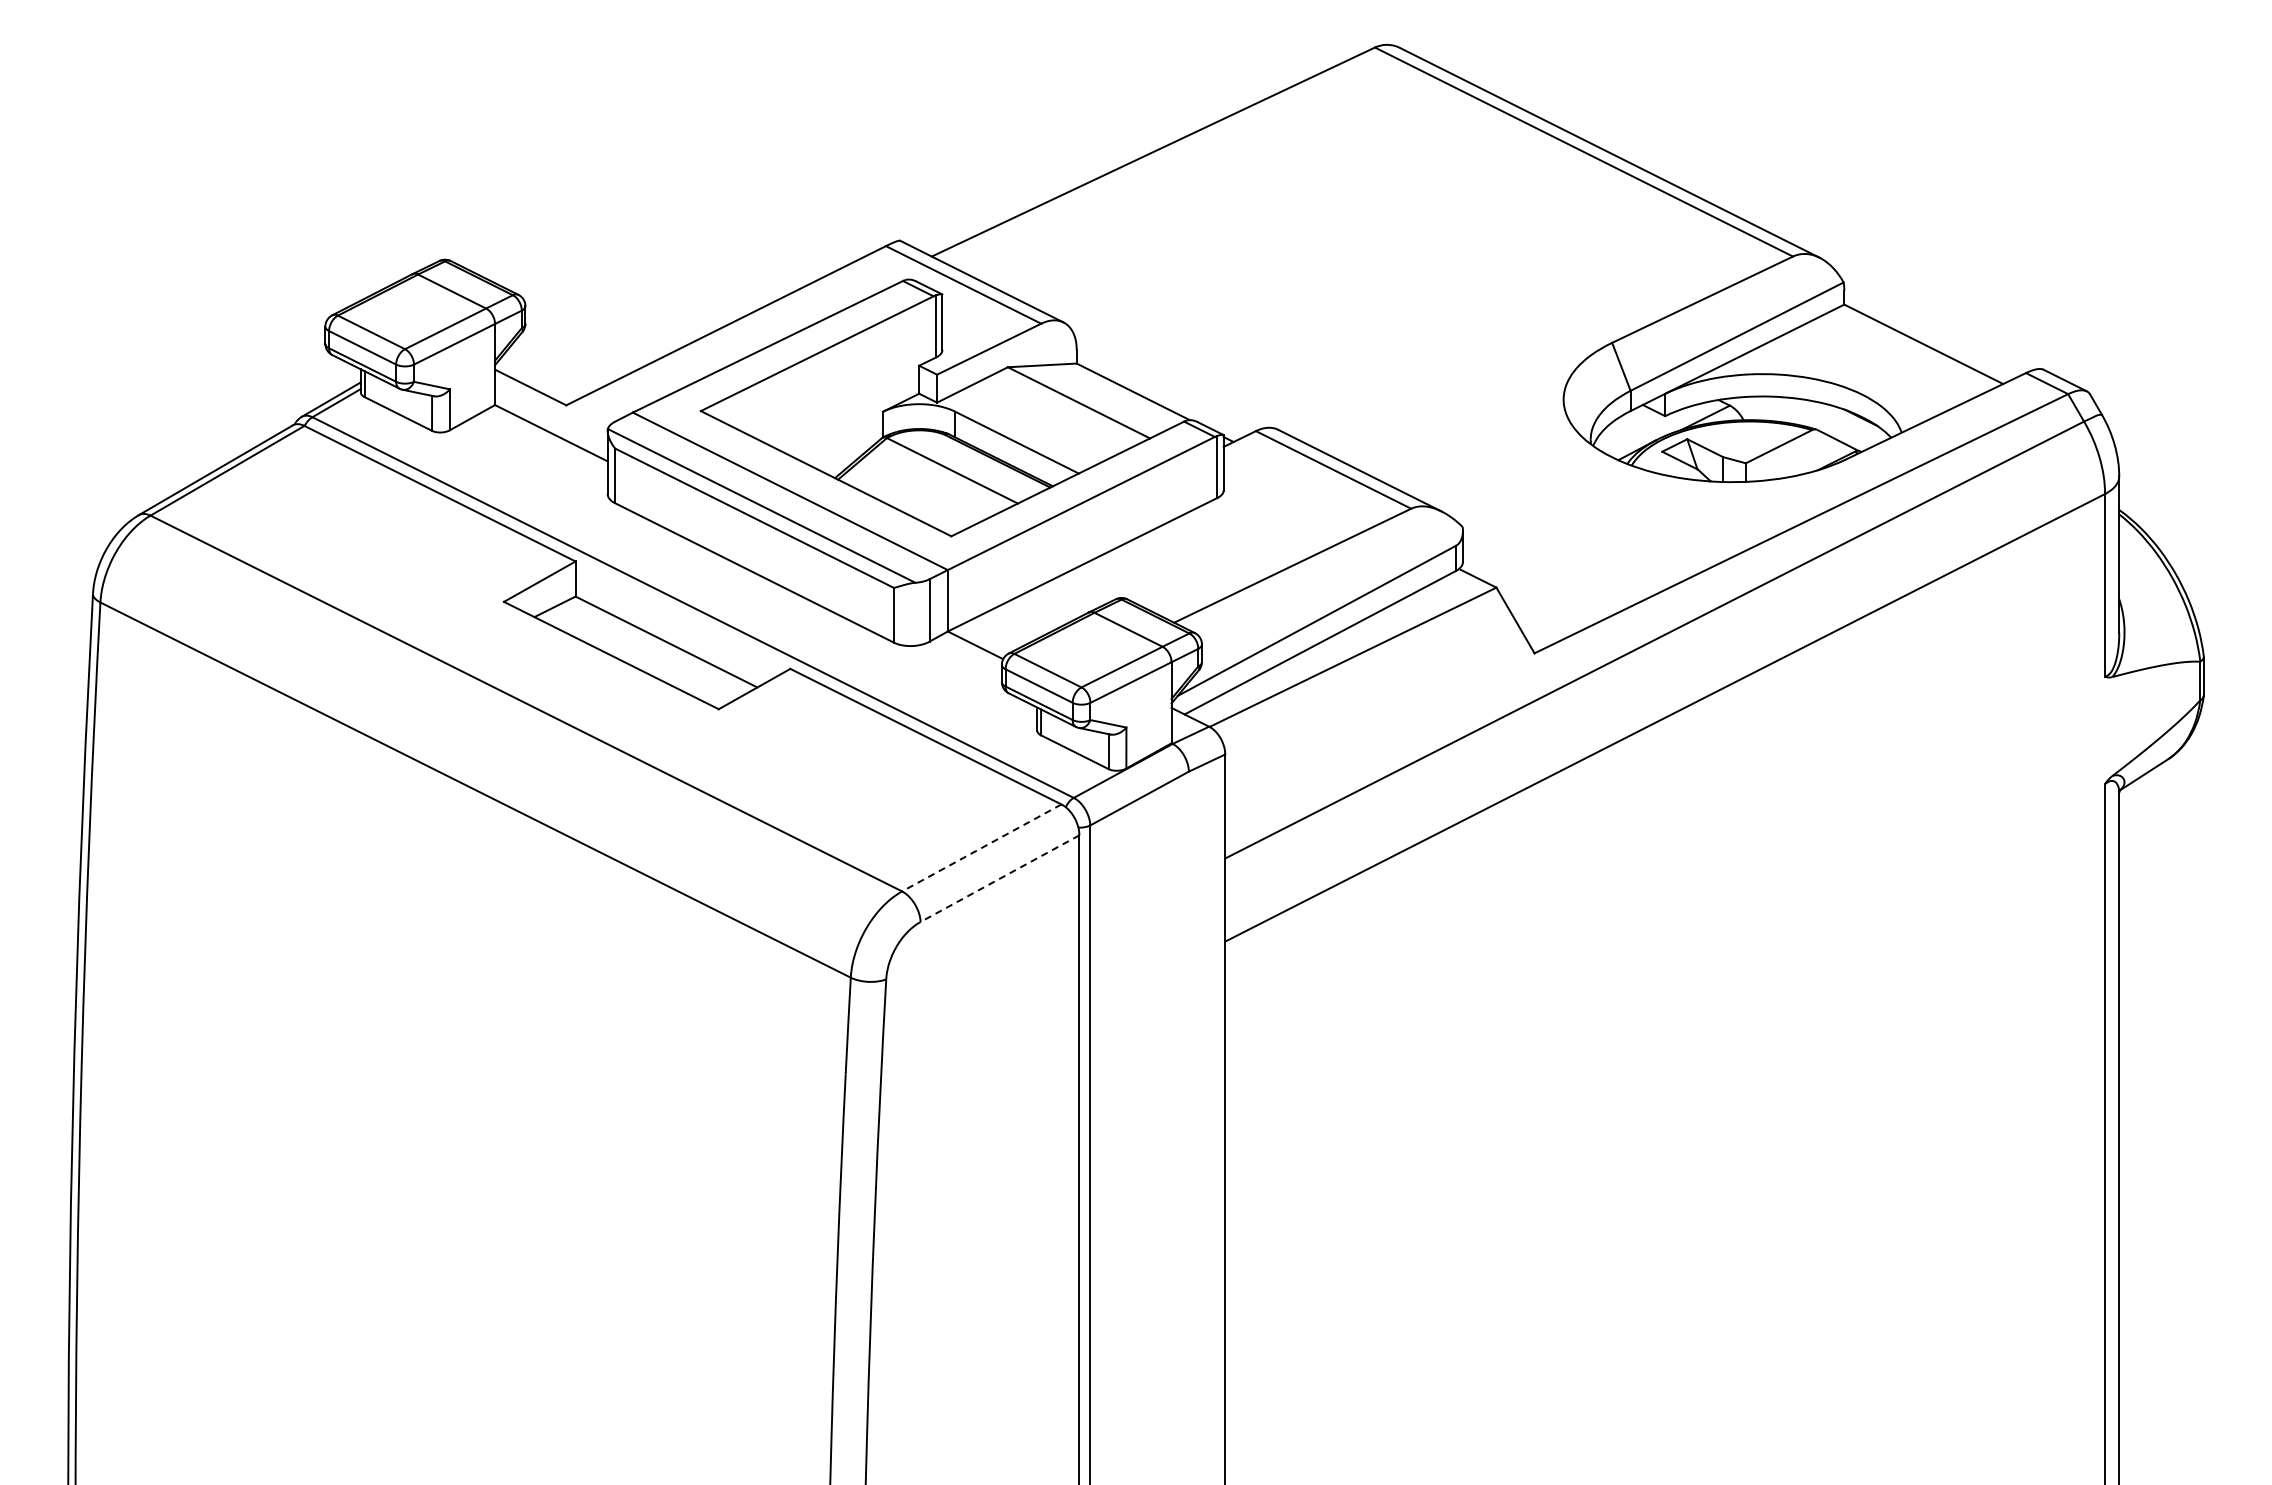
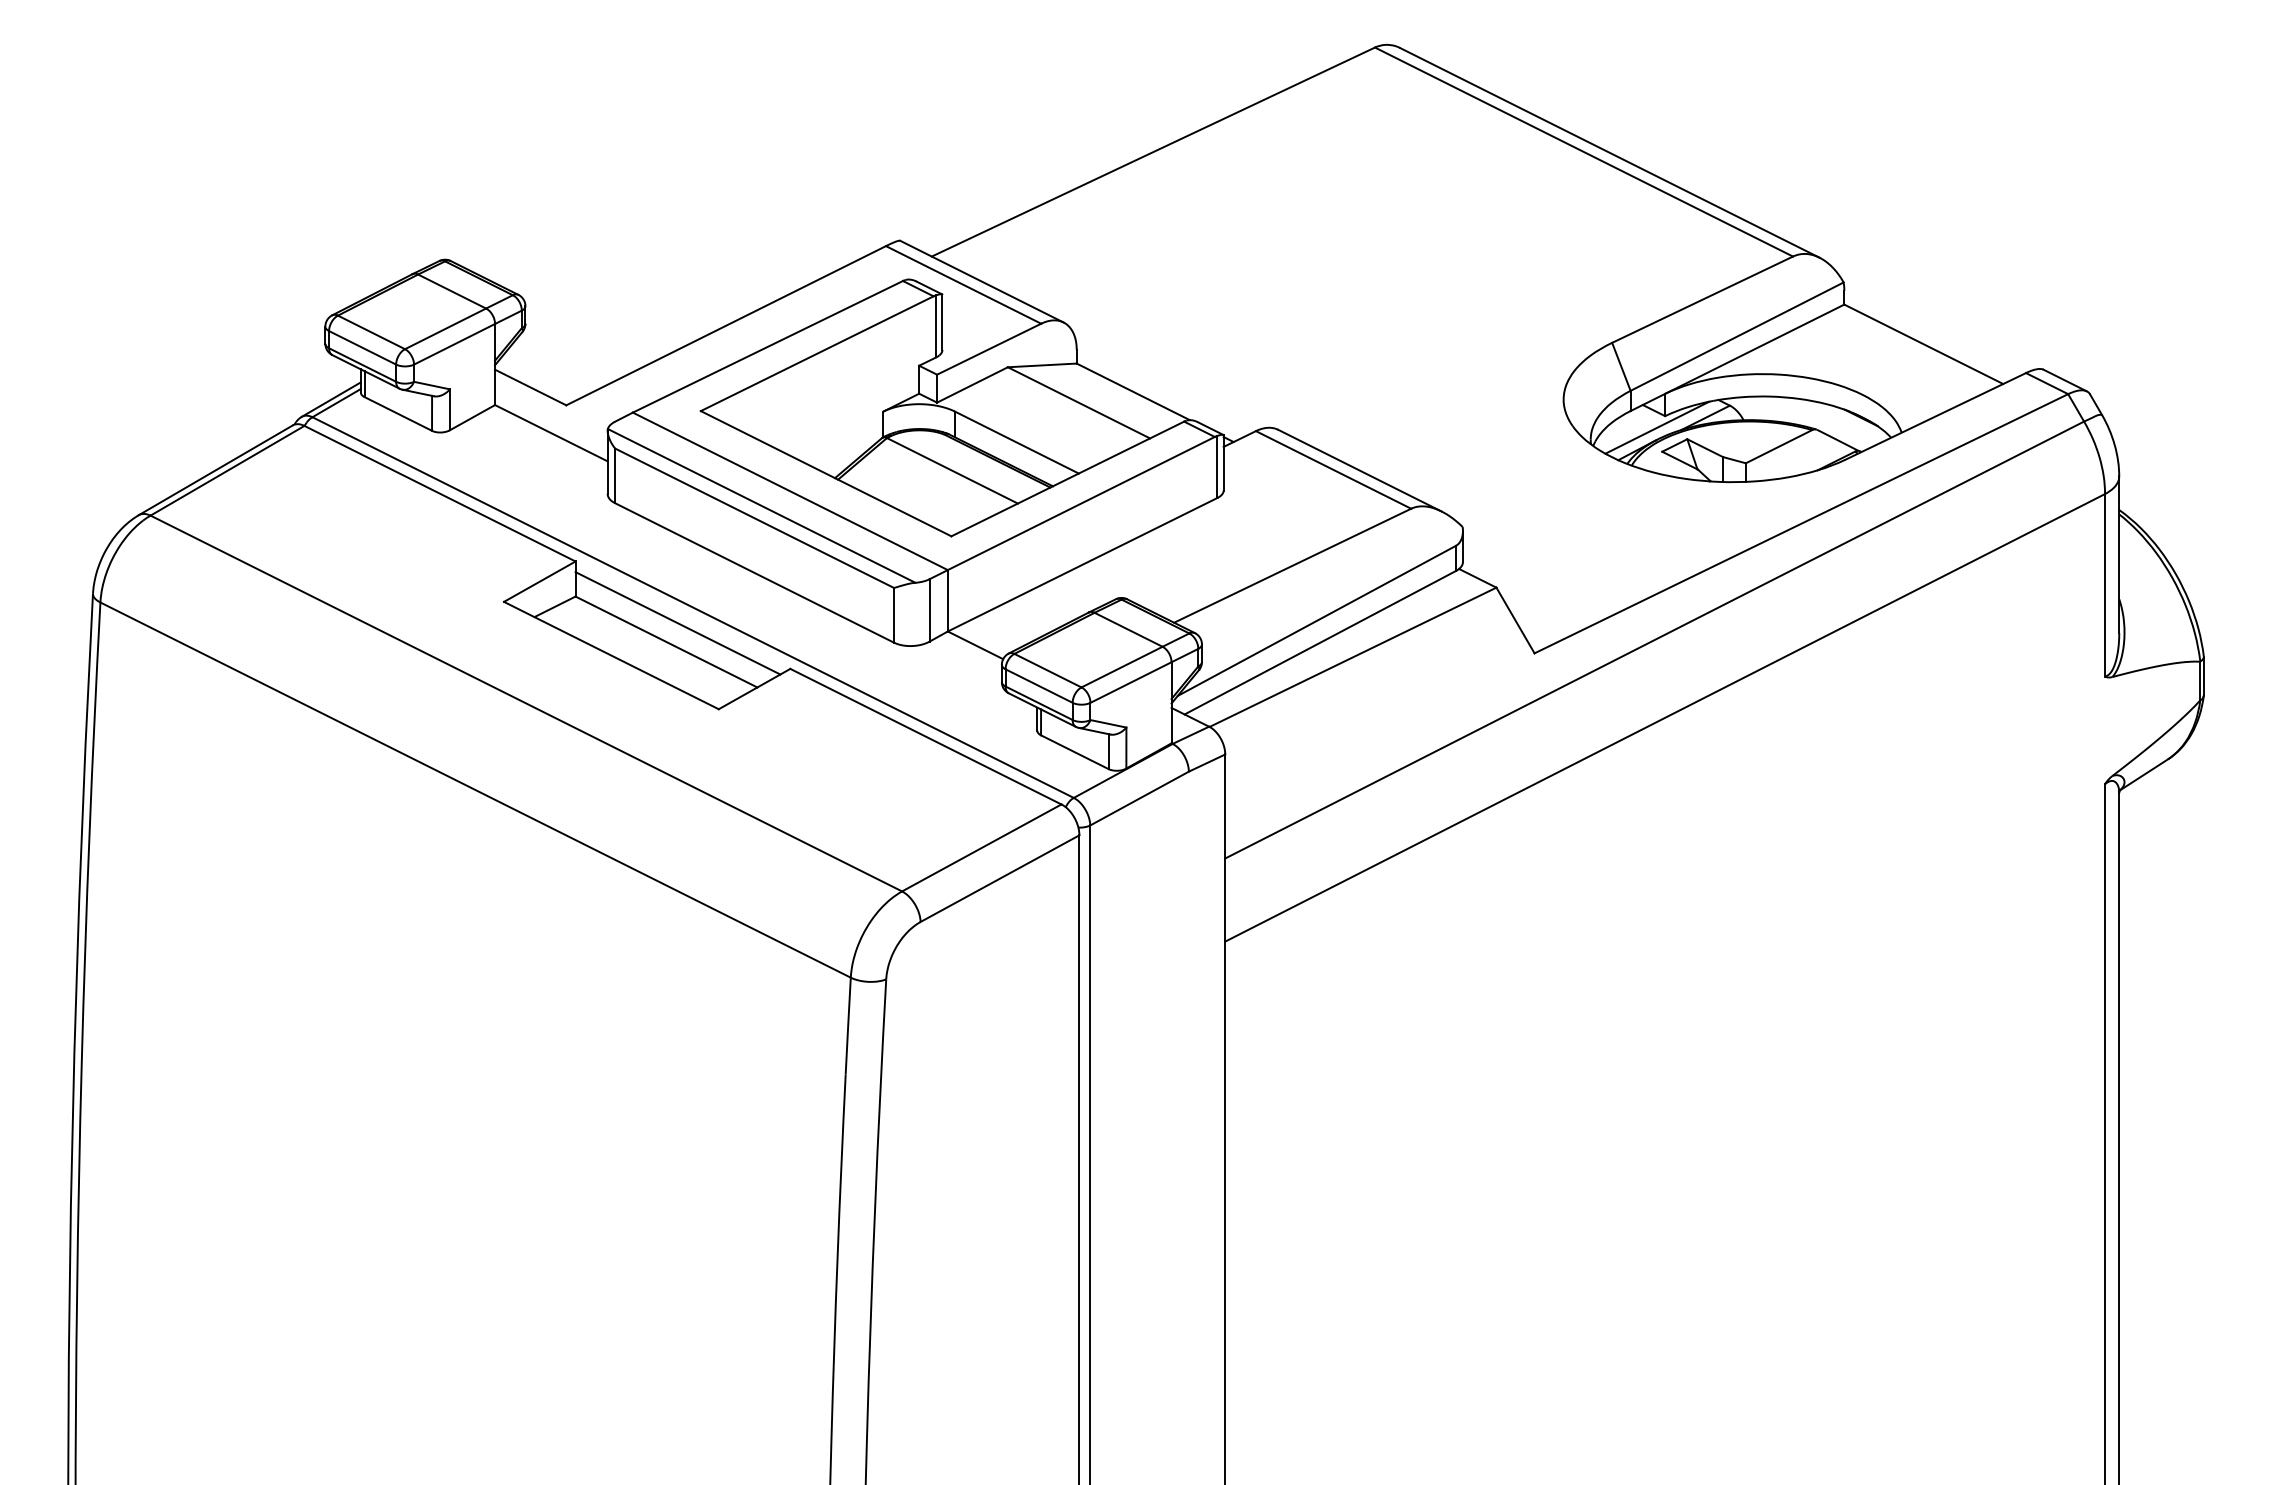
line: none -> present (1657, 427)
line: none -> present (677, 623)
line: dashed -> solid (981, 847)
line: dashed -> solid (999, 878)
